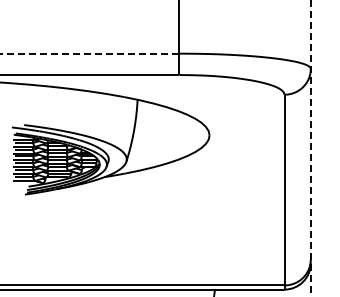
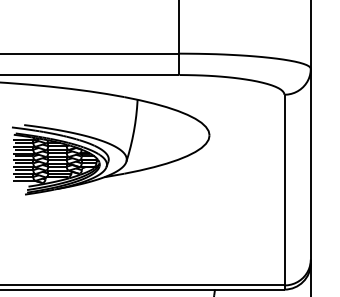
line: dashed -> solid (89, 53)
line: dashed -> solid (310, 148)
